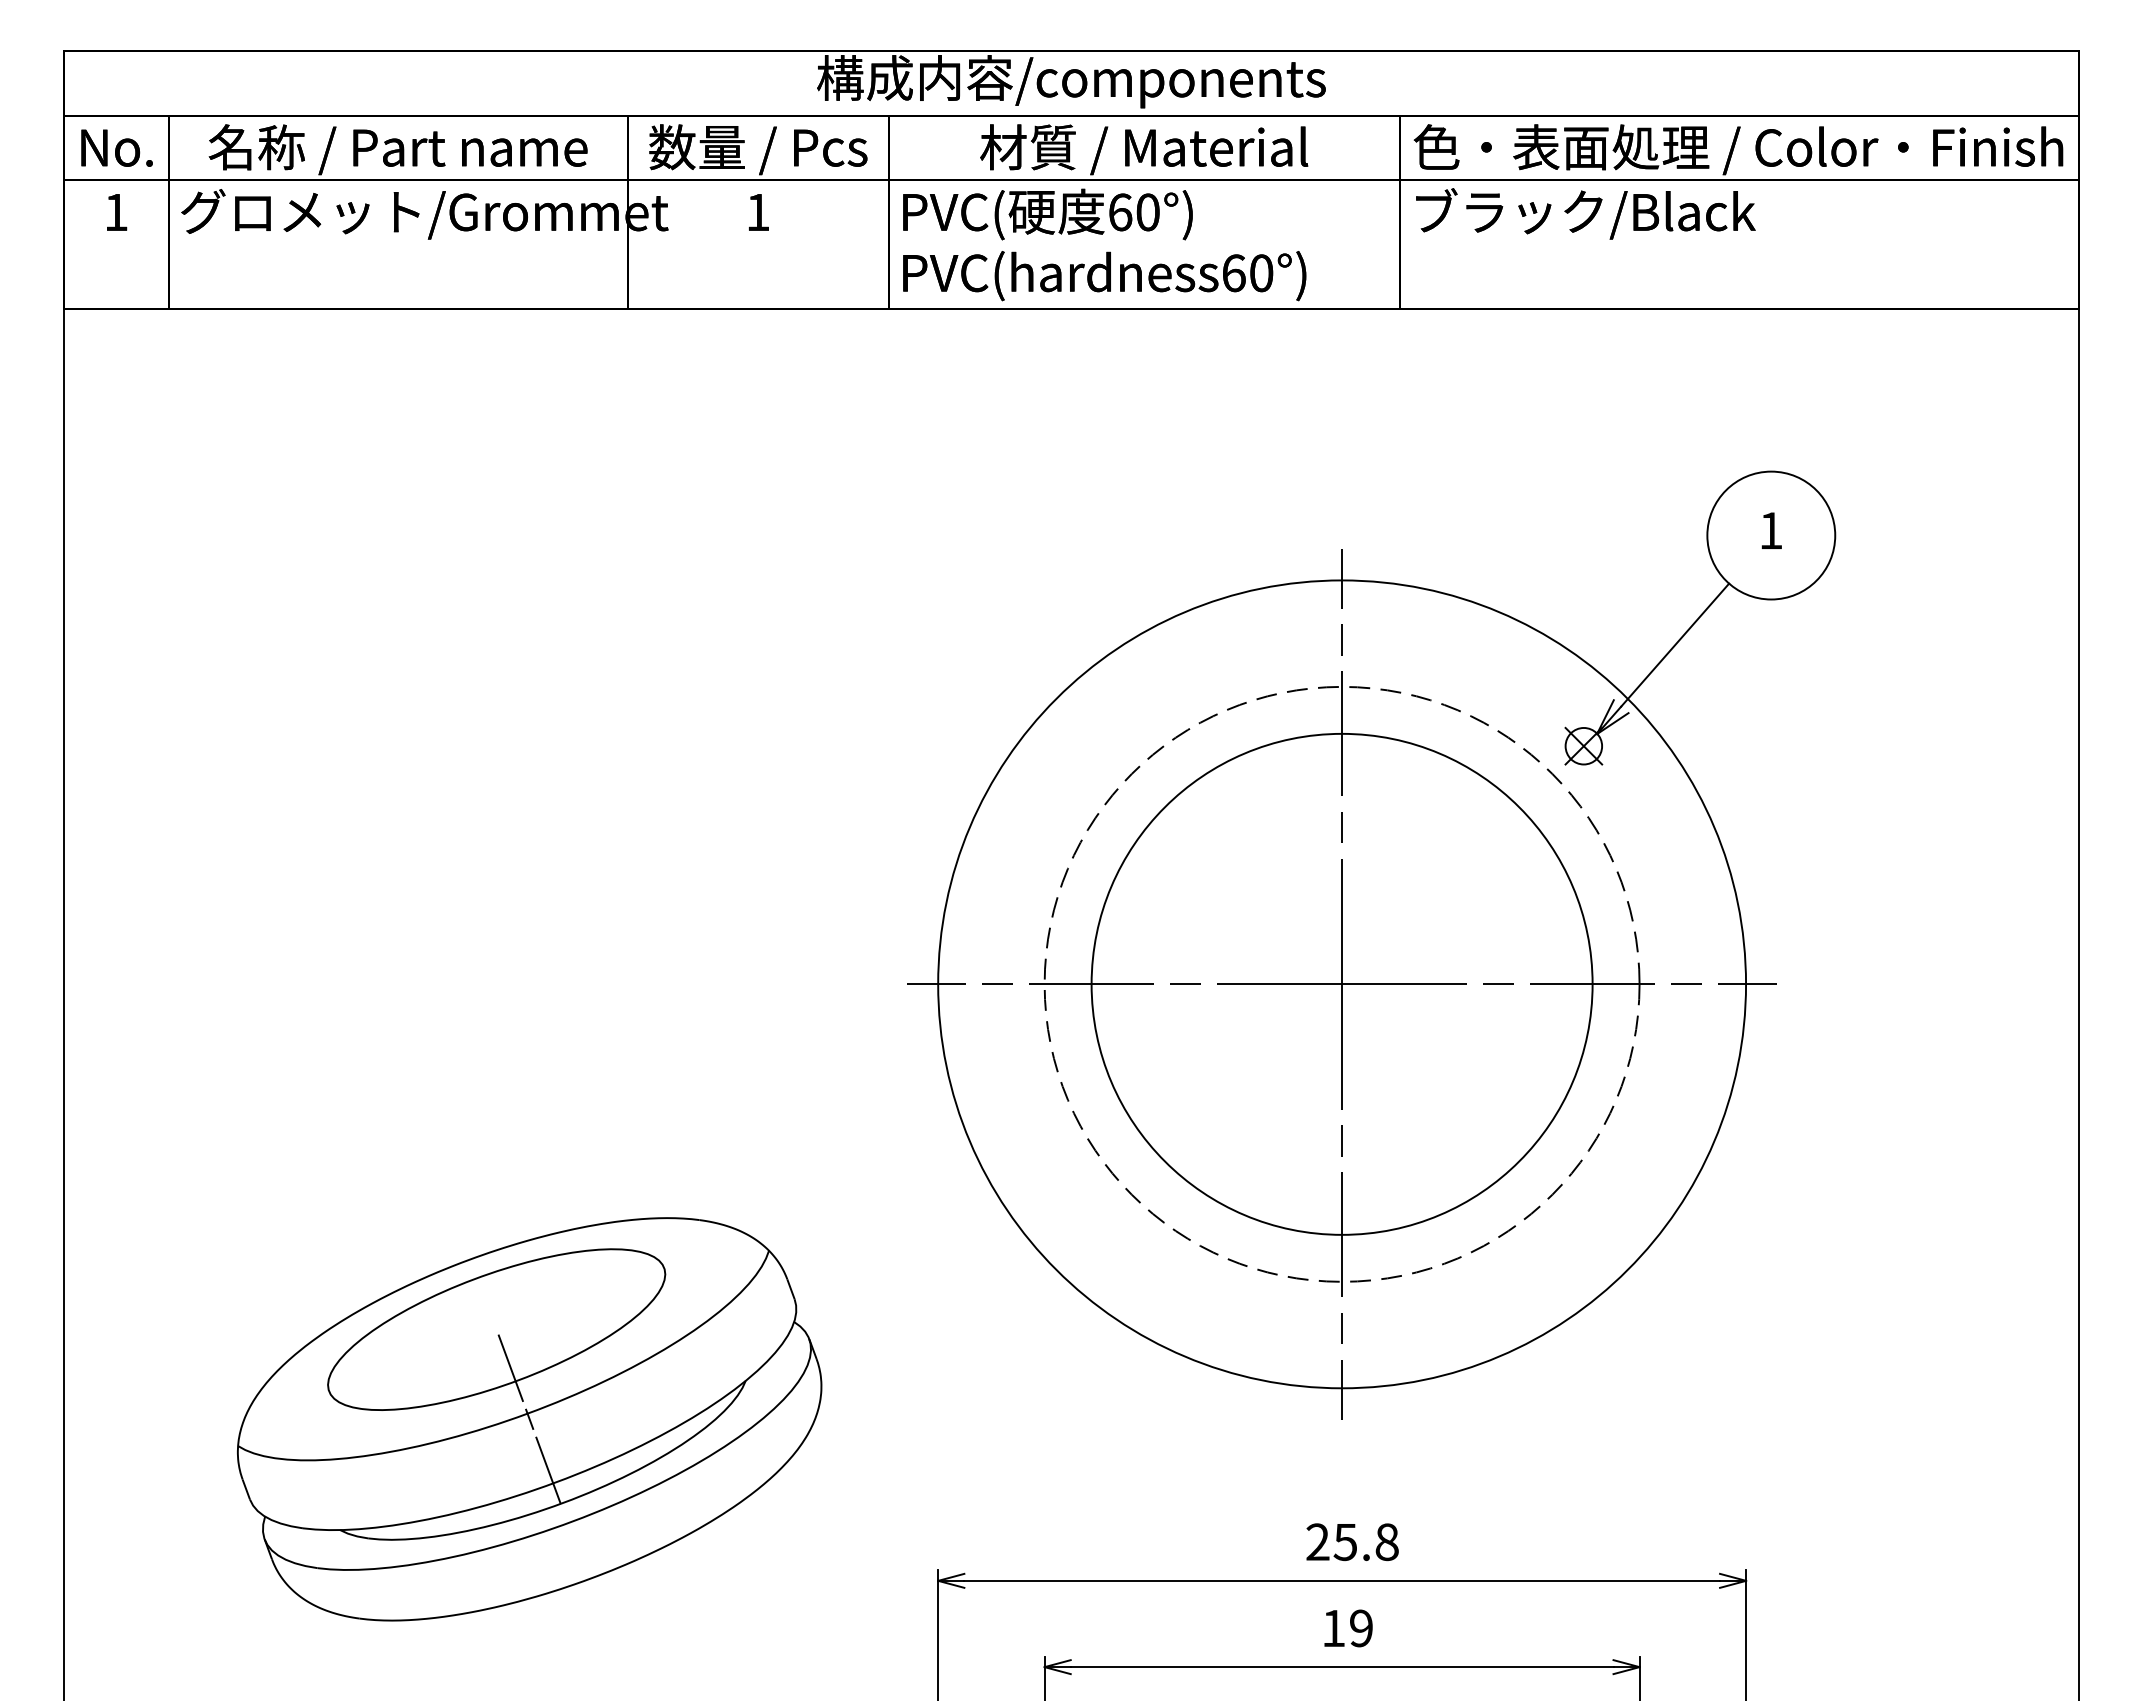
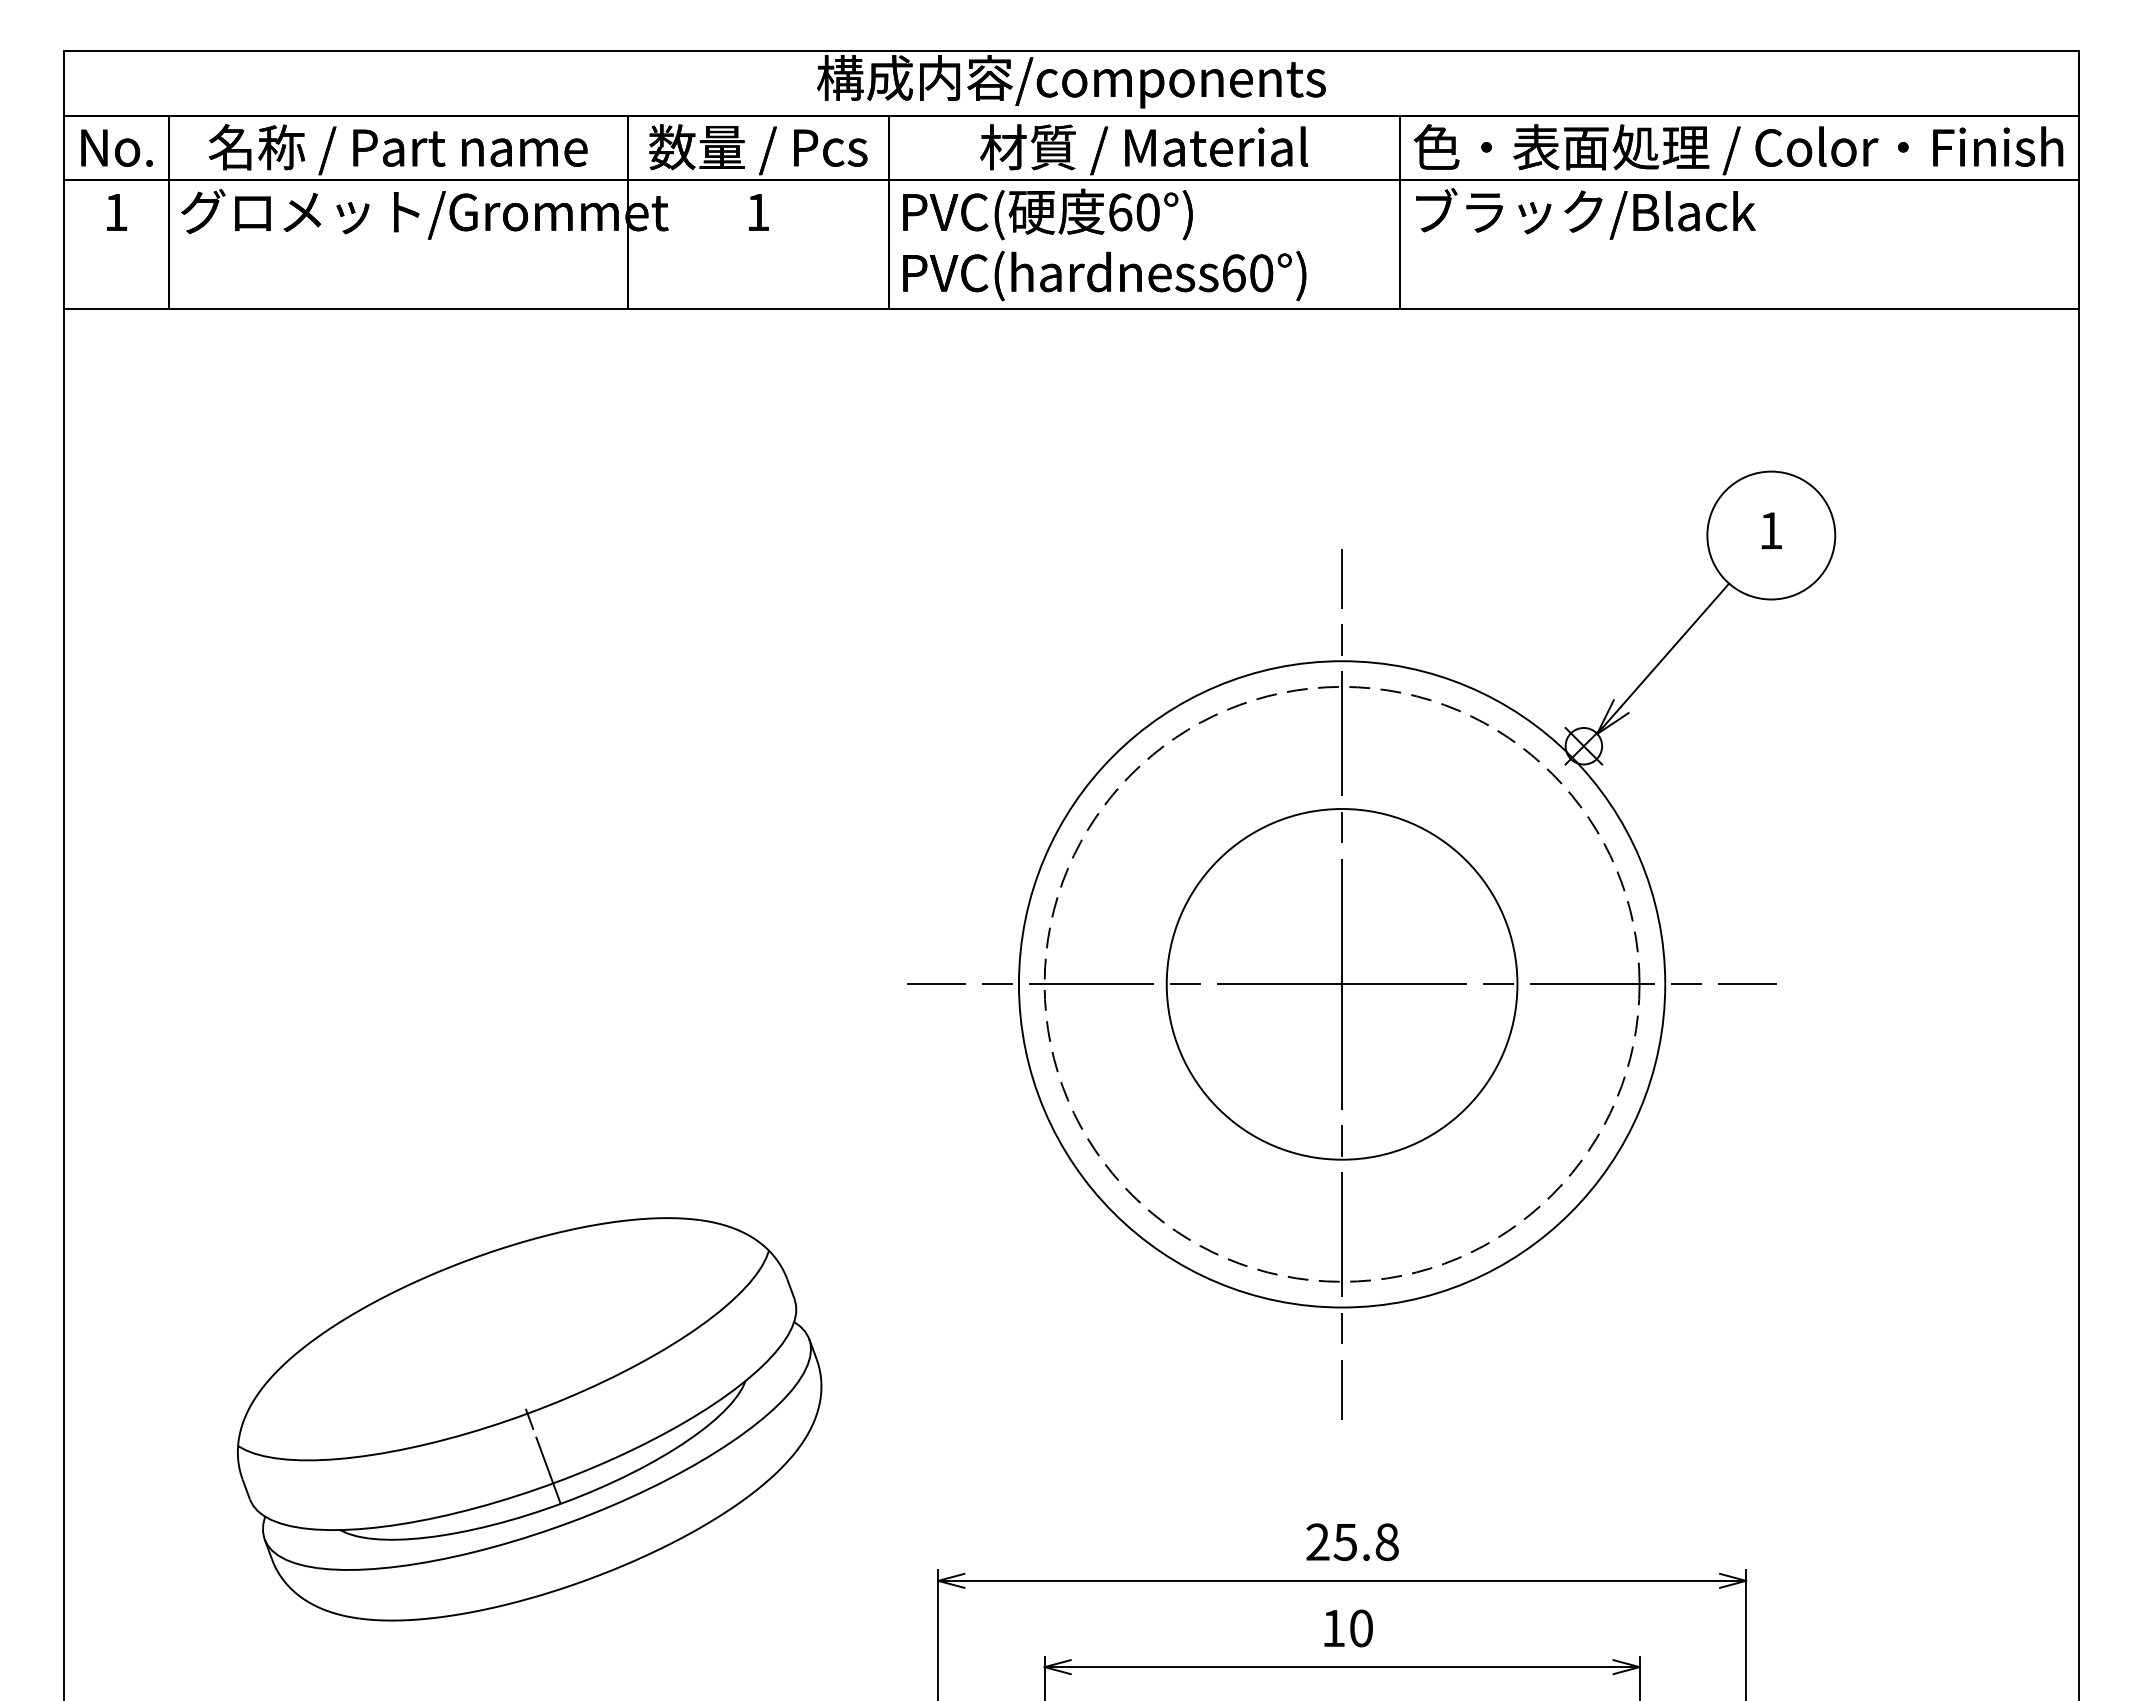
circle diameter: 501 px -> 351 px (1341, 984)
circle diameter: 808 px -> 646 px (1341, 984)
part: present -> none (496, 1329)
text: 19 -> 10 (1361, 1628)
